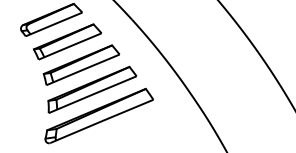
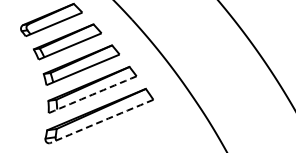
arc: solid -> dashed (92, 94)
arc: solid -> dashed (101, 121)
